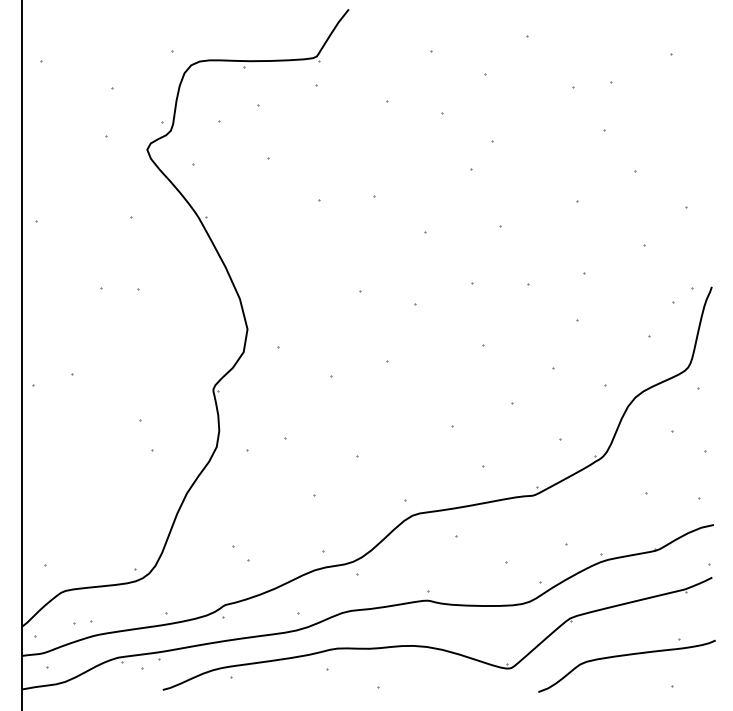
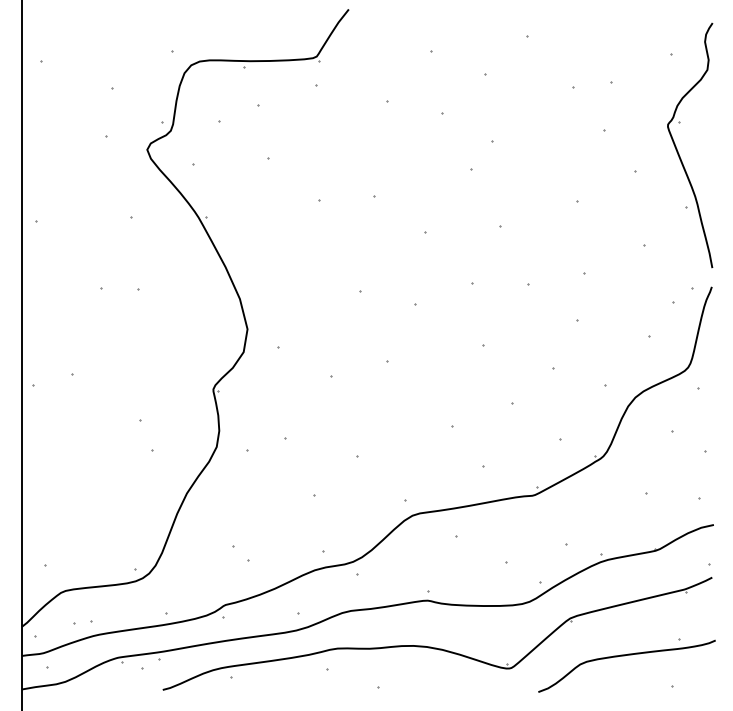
part: none -> present (677, 148)
